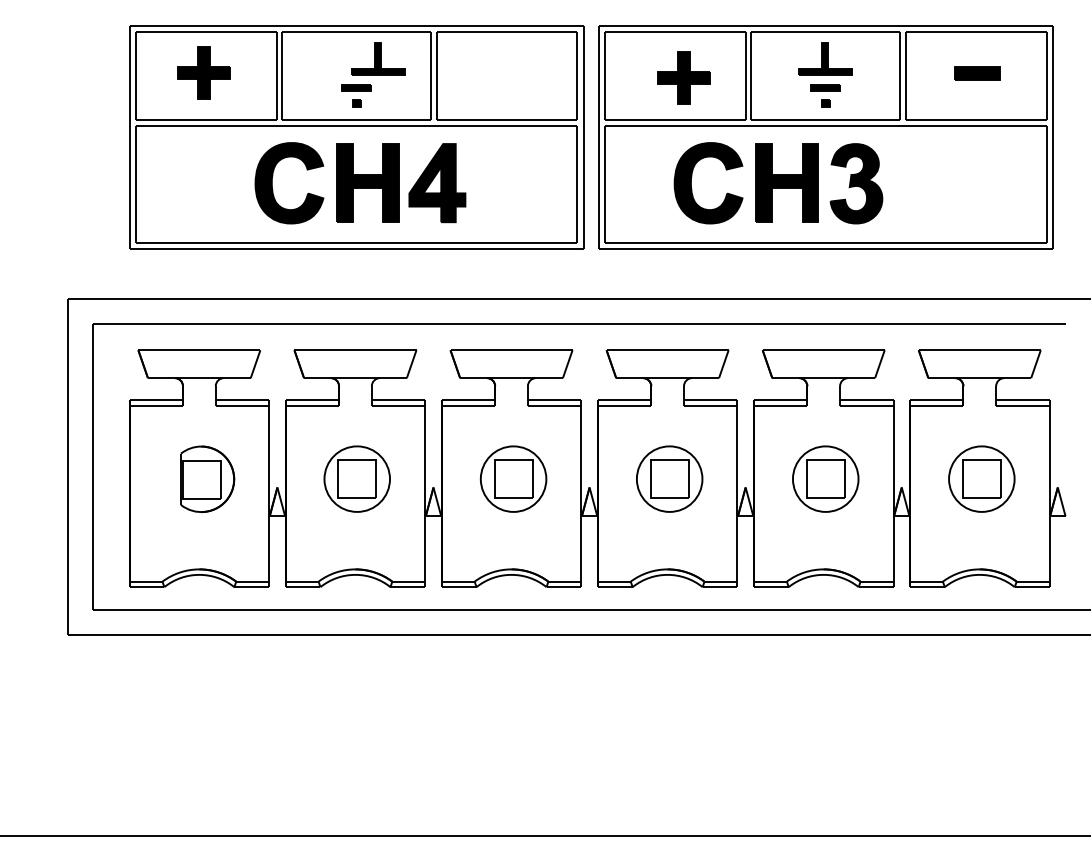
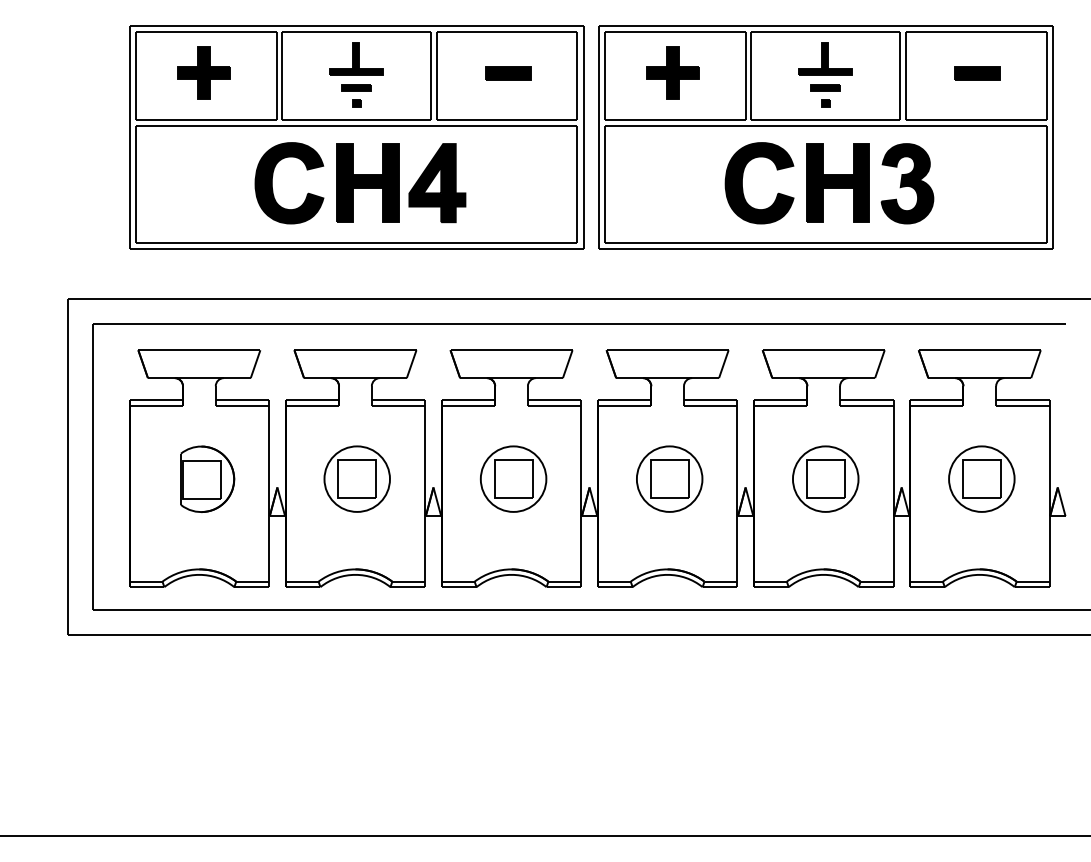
part position: (378, 58) -> (356, 58) (356, 58)
part: none -> present (508, 73)
part position: (683, 77) -> (672, 72) (672, 72)
part position: (778, 183) -> (829, 183) (829, 183)
